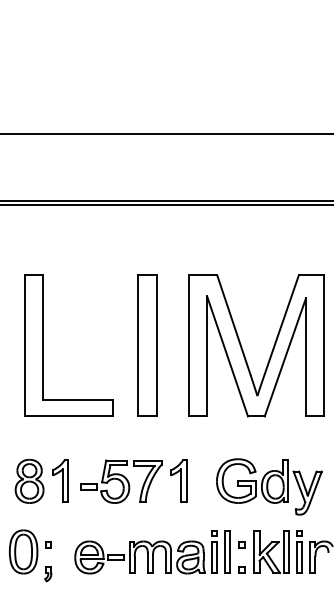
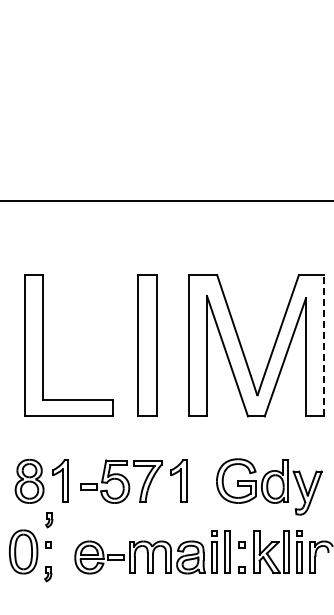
line: present -> none (166, 134)
line: present -> none (166, 204)
line: solid -> dashed (323, 345)
part: none -> present (49, 520)
